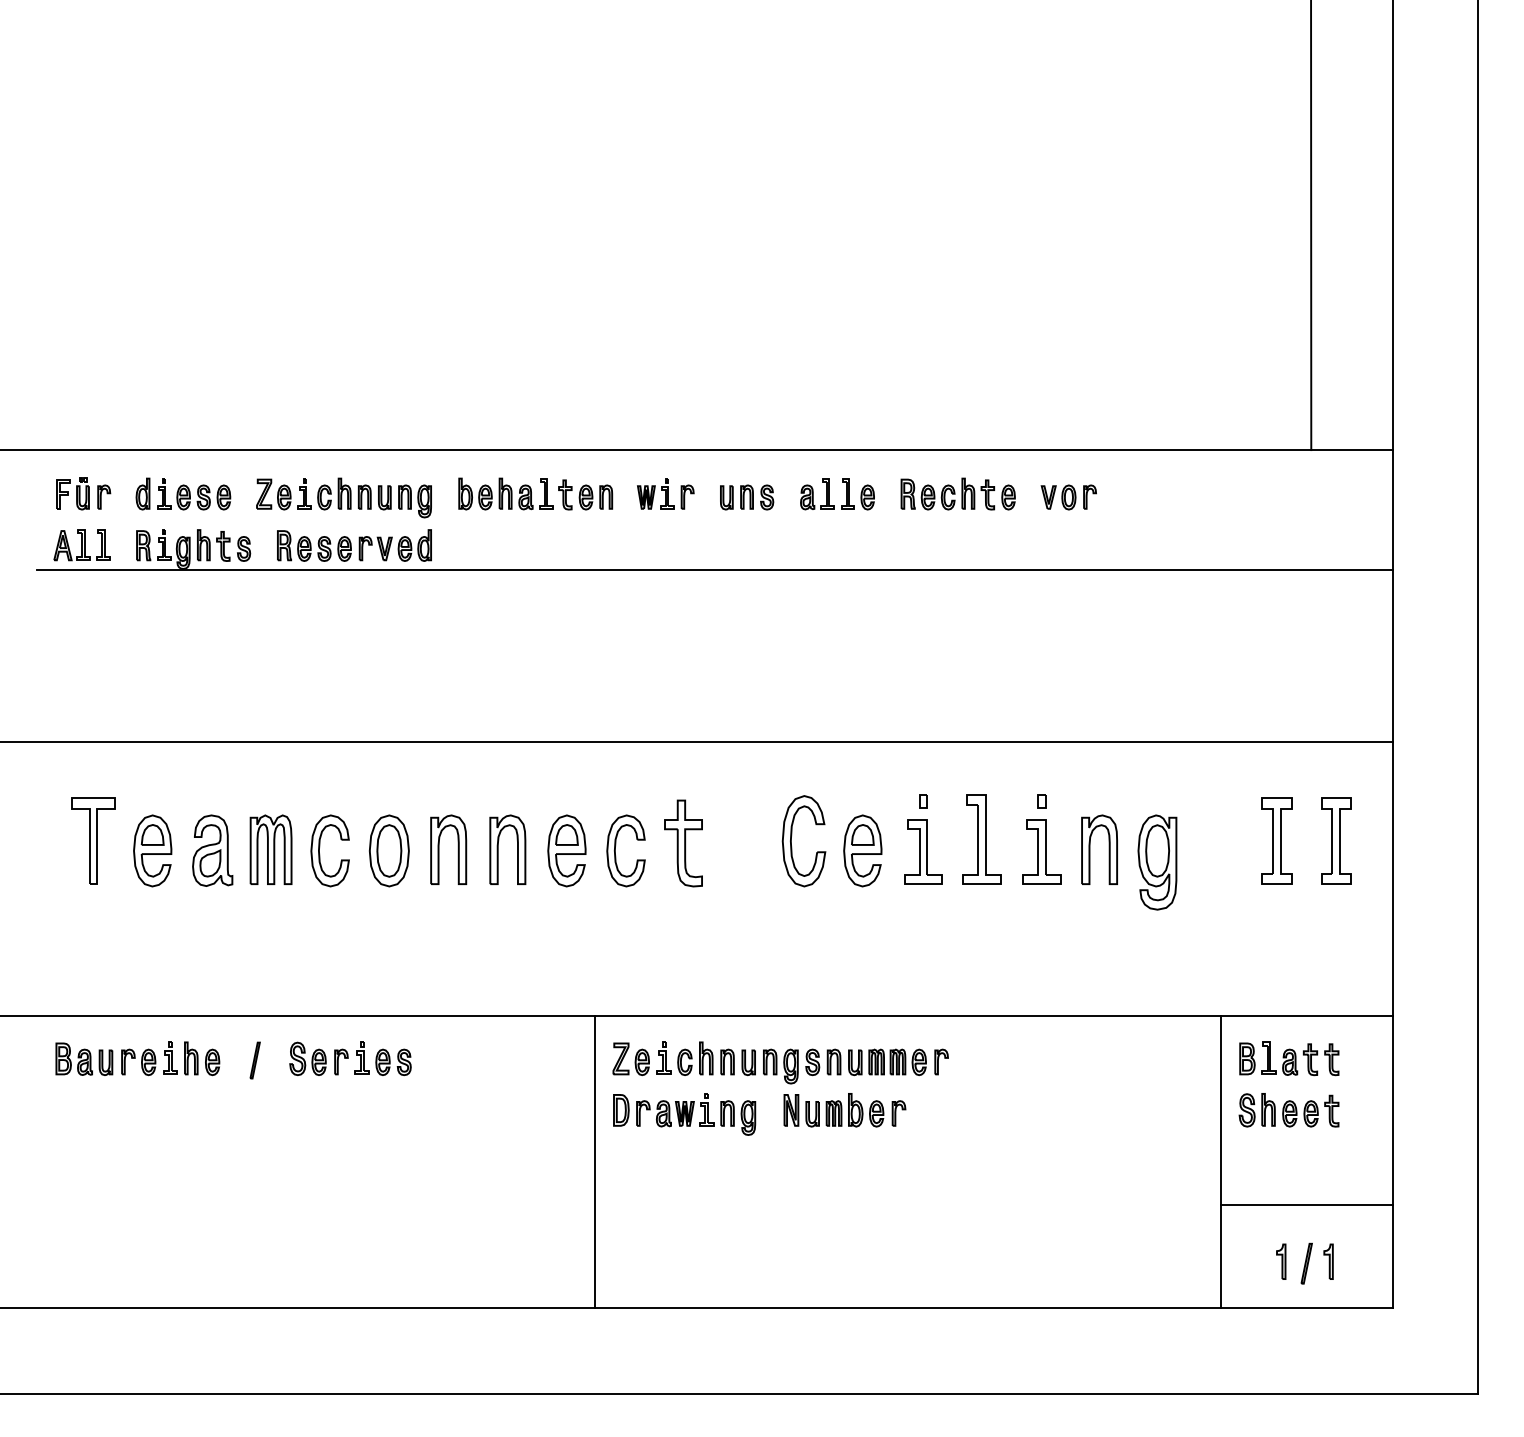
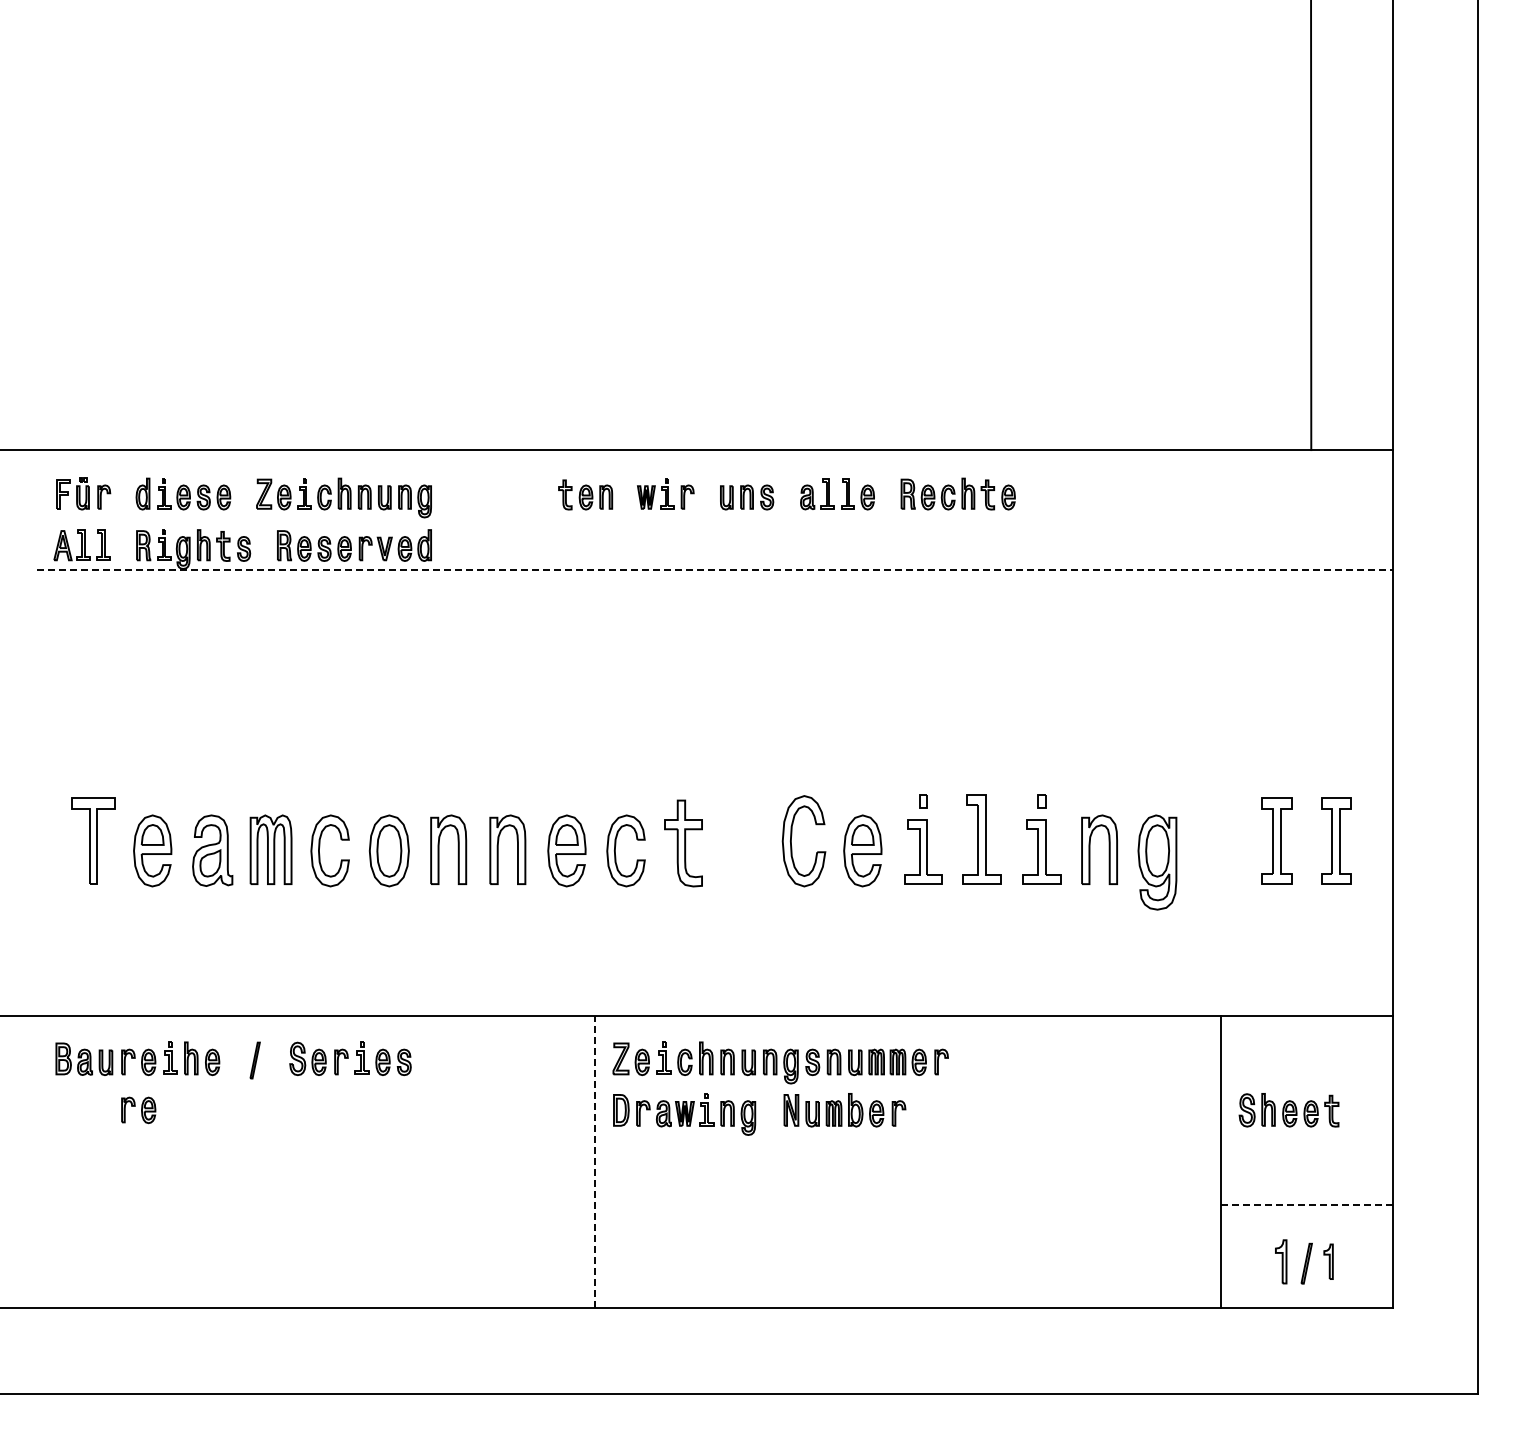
part: present -> none (505, 493)
part: present -> none (1068, 497)
line: solid -> dashed (714, 570)
line: present -> none (697, 741)
part: present -> none (1289, 1058)
part: none -> present (138, 1110)
line: solid -> dashed (594, 1162)
line: solid -> dashed (1306, 1204)
part size: 11x37 px -> 13x46 px (1281, 1261)
